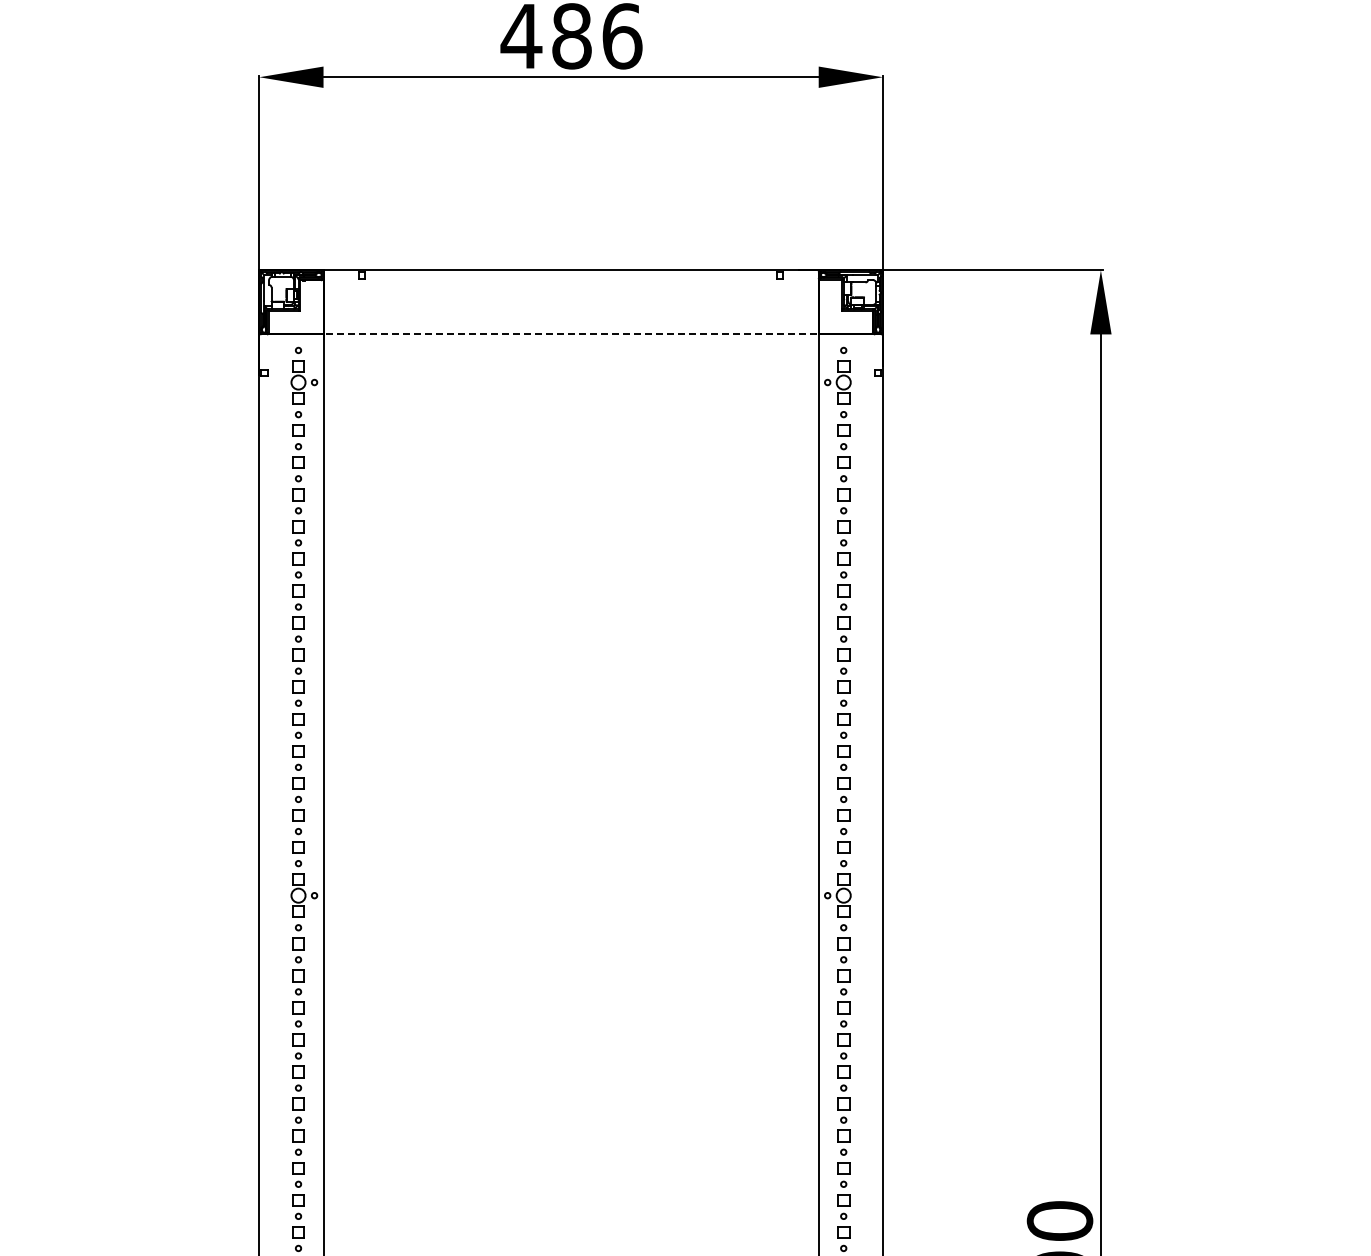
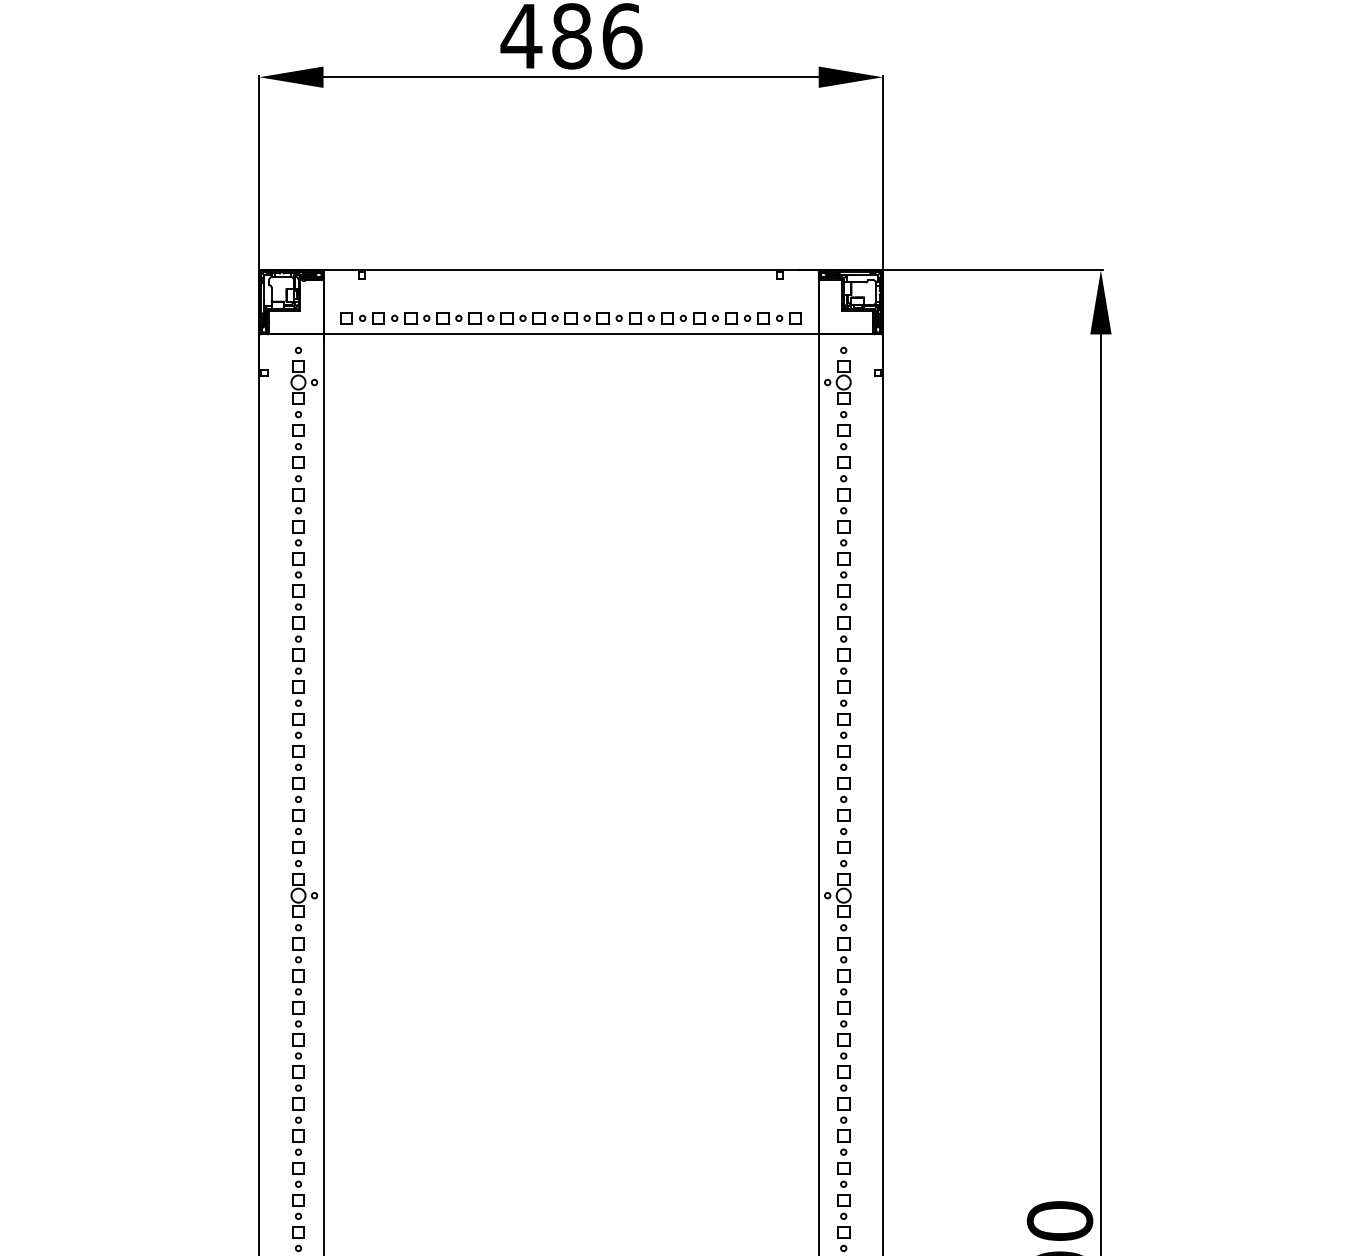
part: none -> present (570, 318)
line: dashed -> solid (603, 334)
